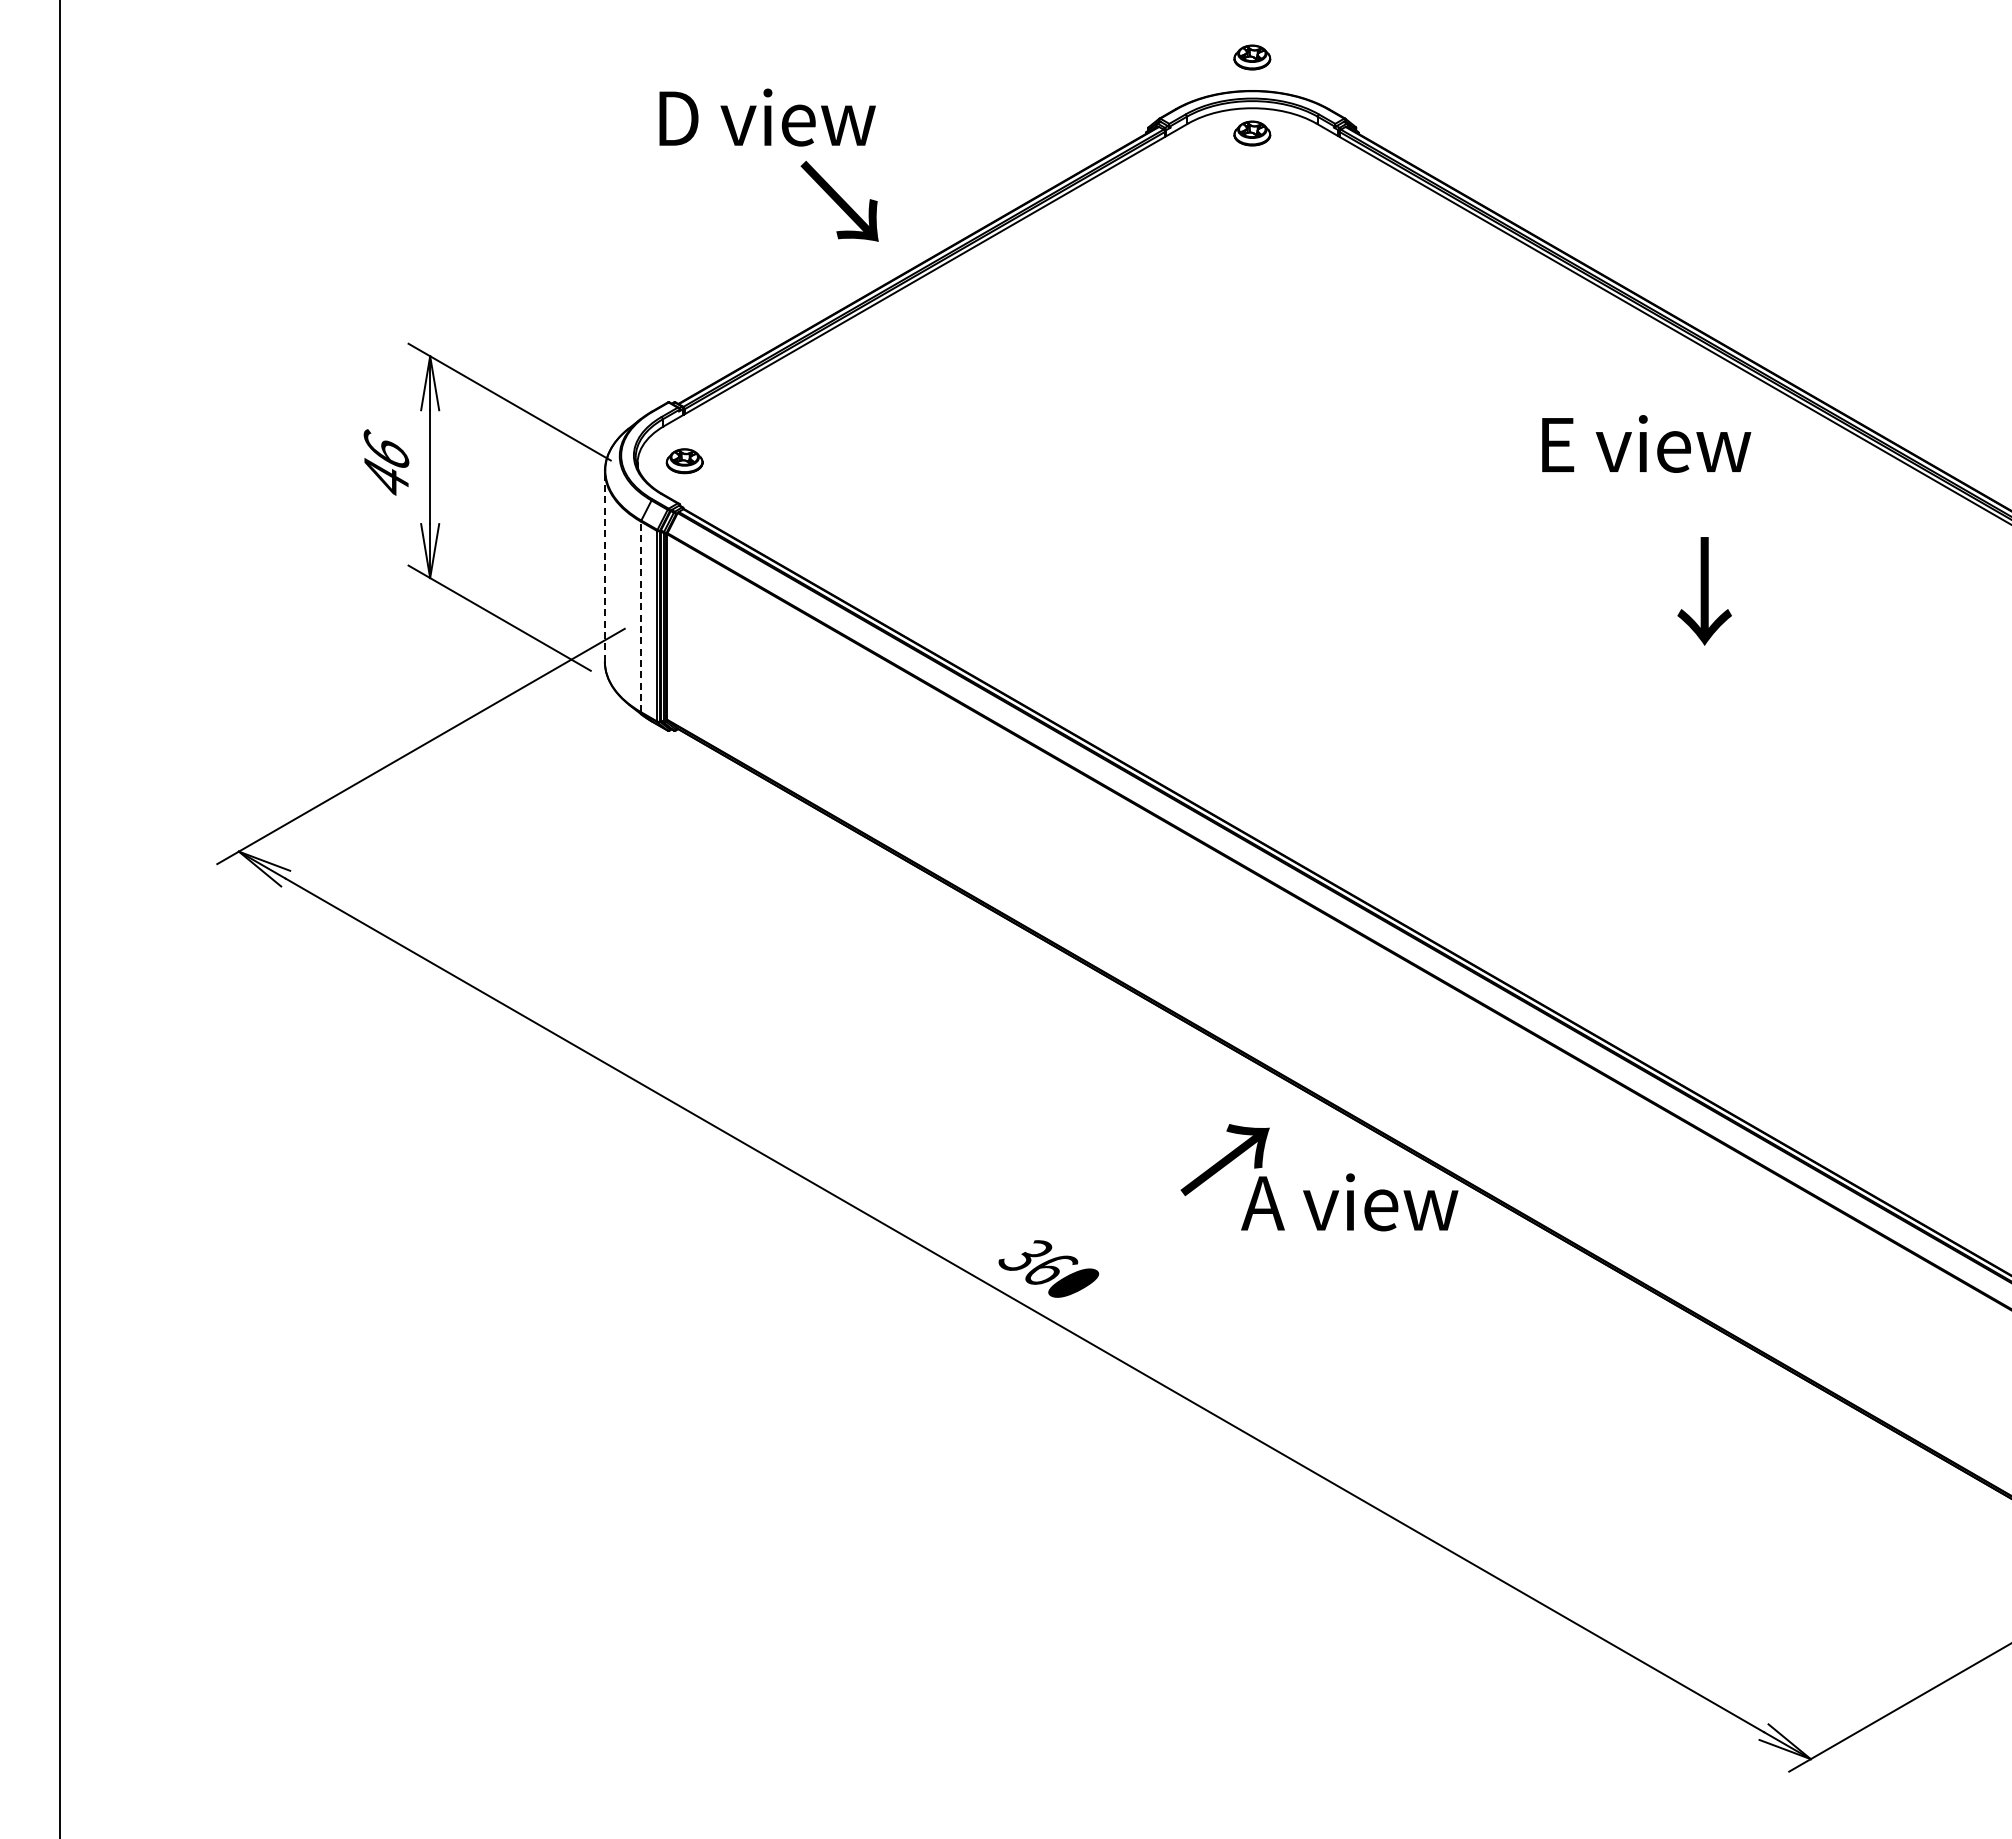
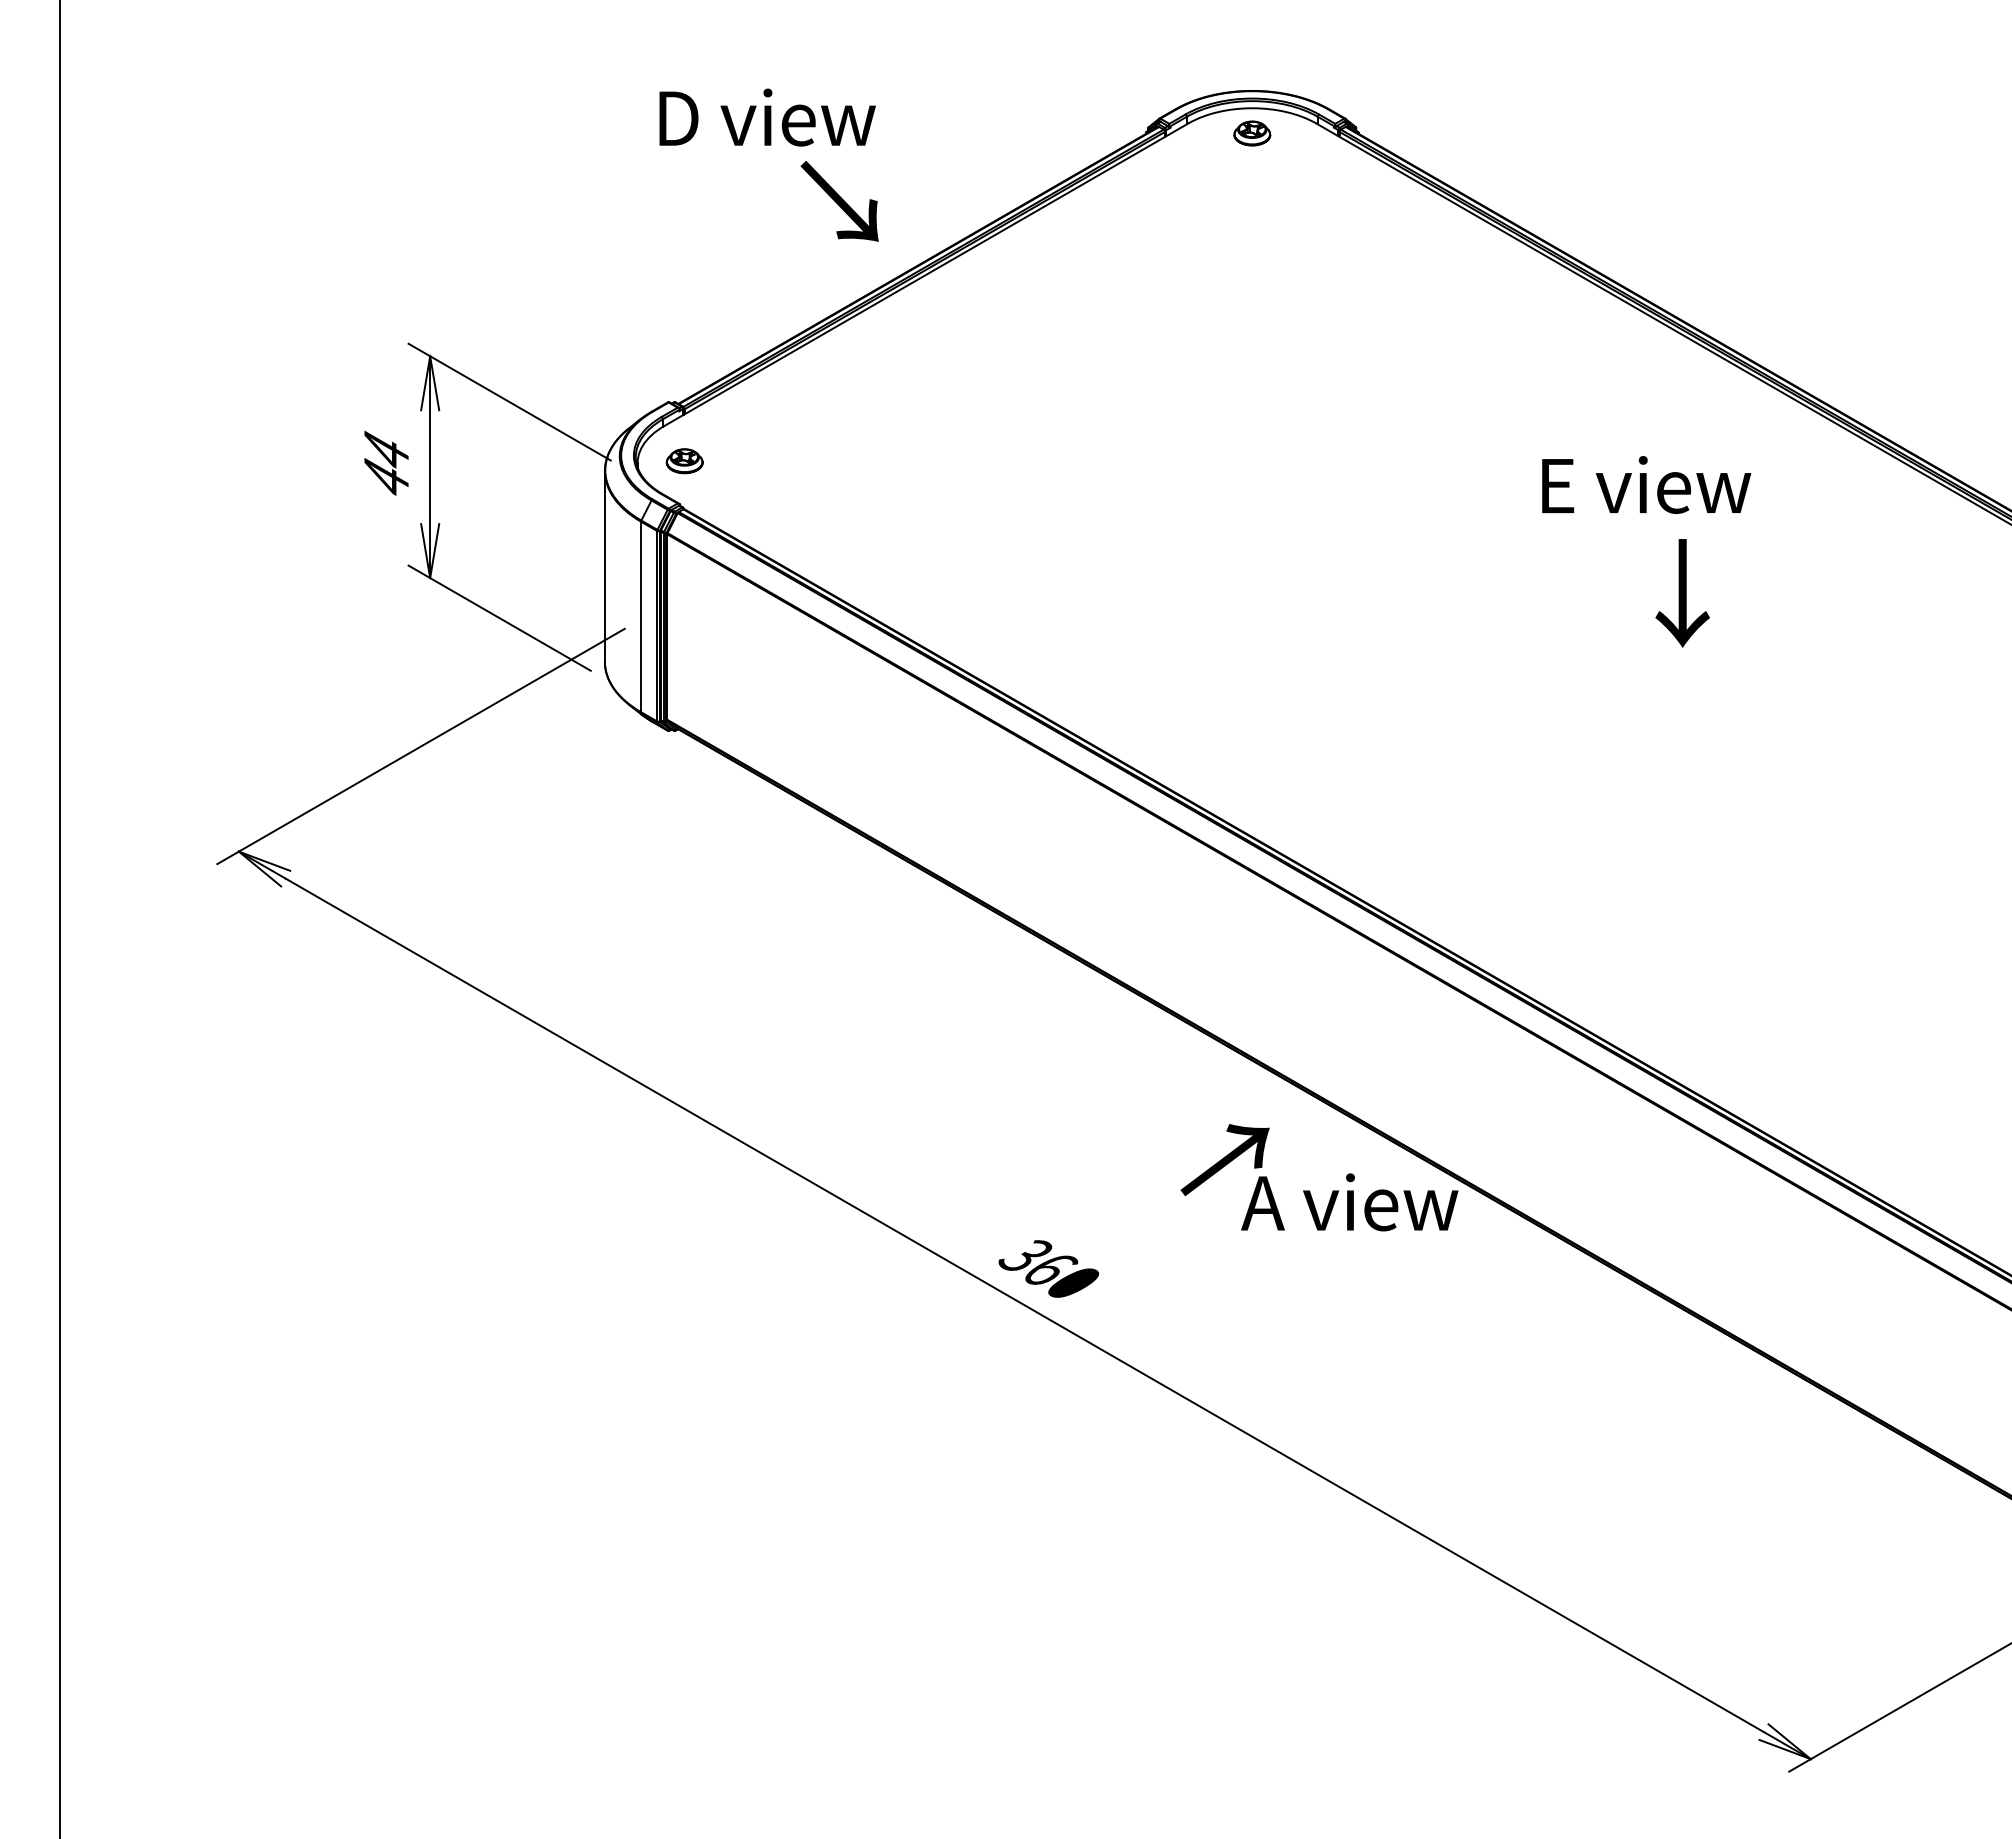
part: present -> none (1252, 57)
text position: (1646, 443) -> (1646, 484) (1646, 484)
text: 46 -> 44 (386, 448)
line: dashed -> solid (604, 566)
text position: (1704, 591) -> (1682, 593) (1682, 593)
line: dashed -> solid (641, 616)
